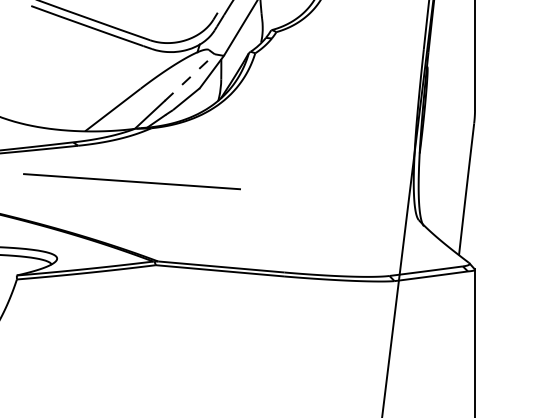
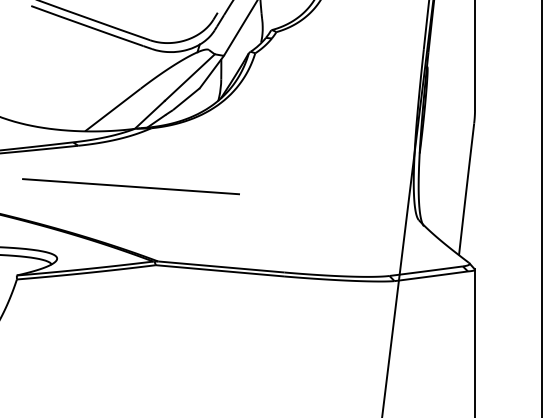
line: dashed -> solid (190, 77)
line position: (131, 181) -> (130, 186) (130, 186)
line: none -> present (542, 208)
